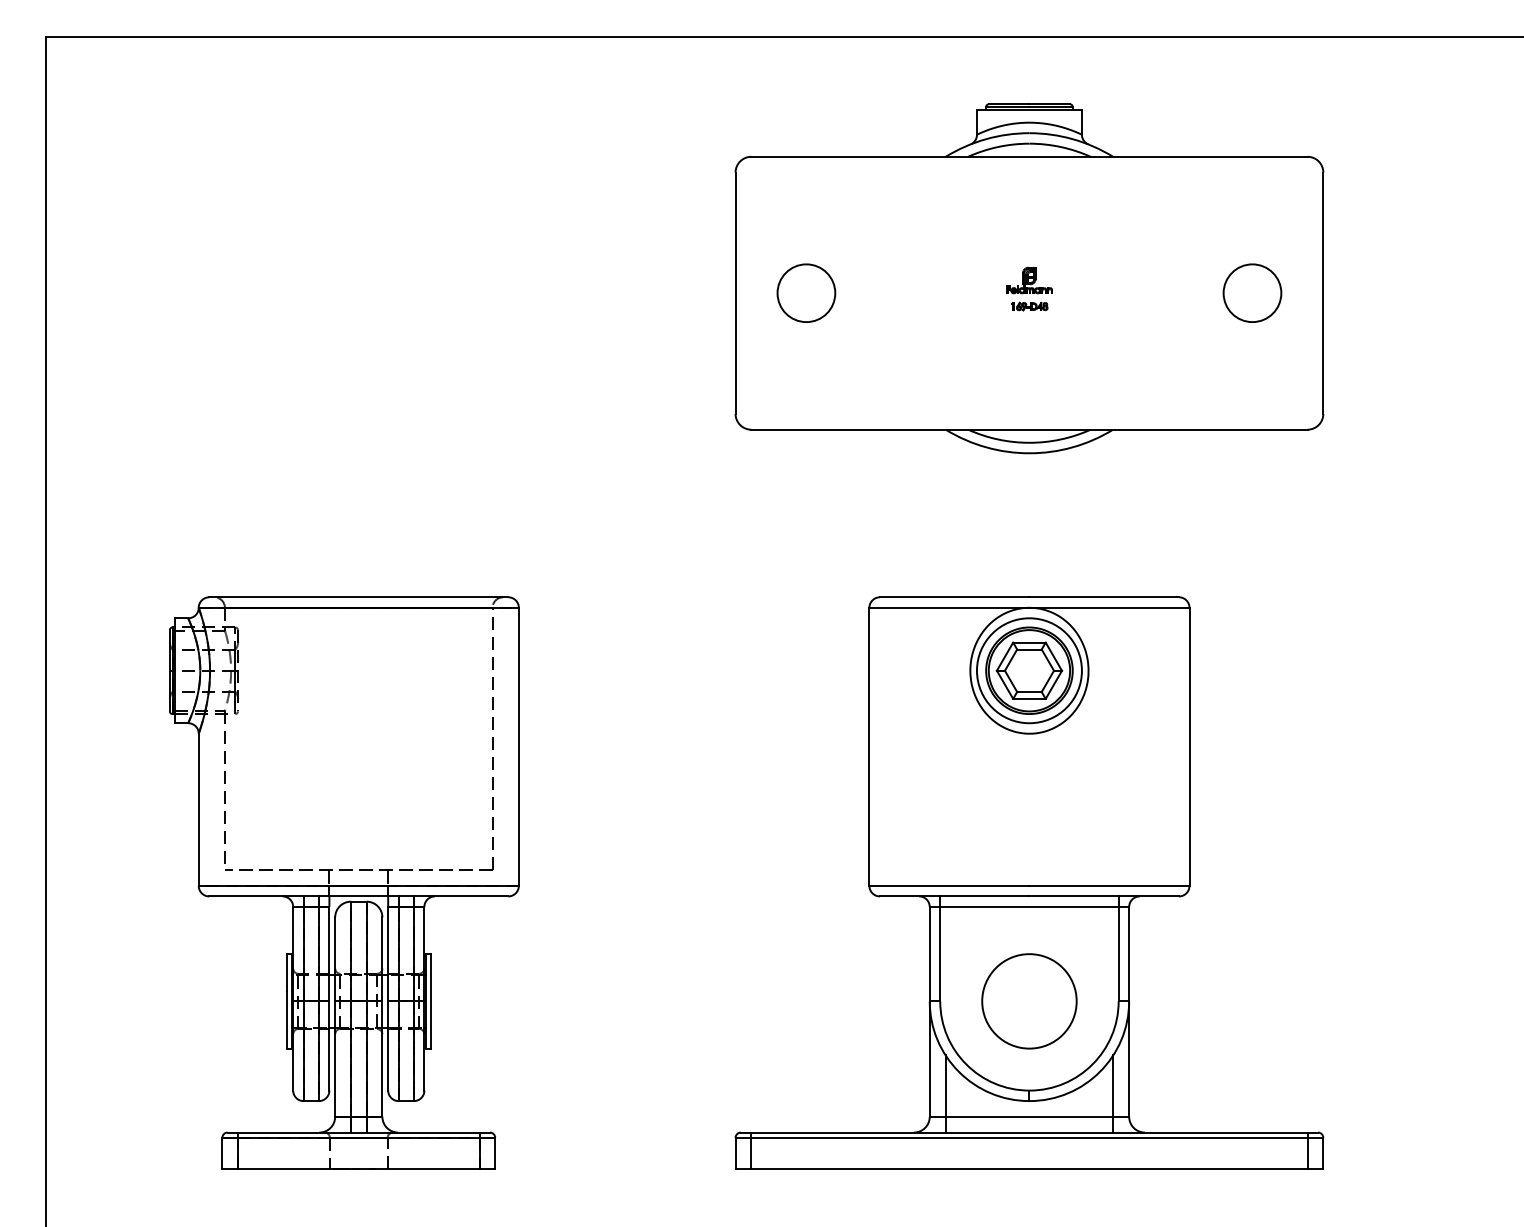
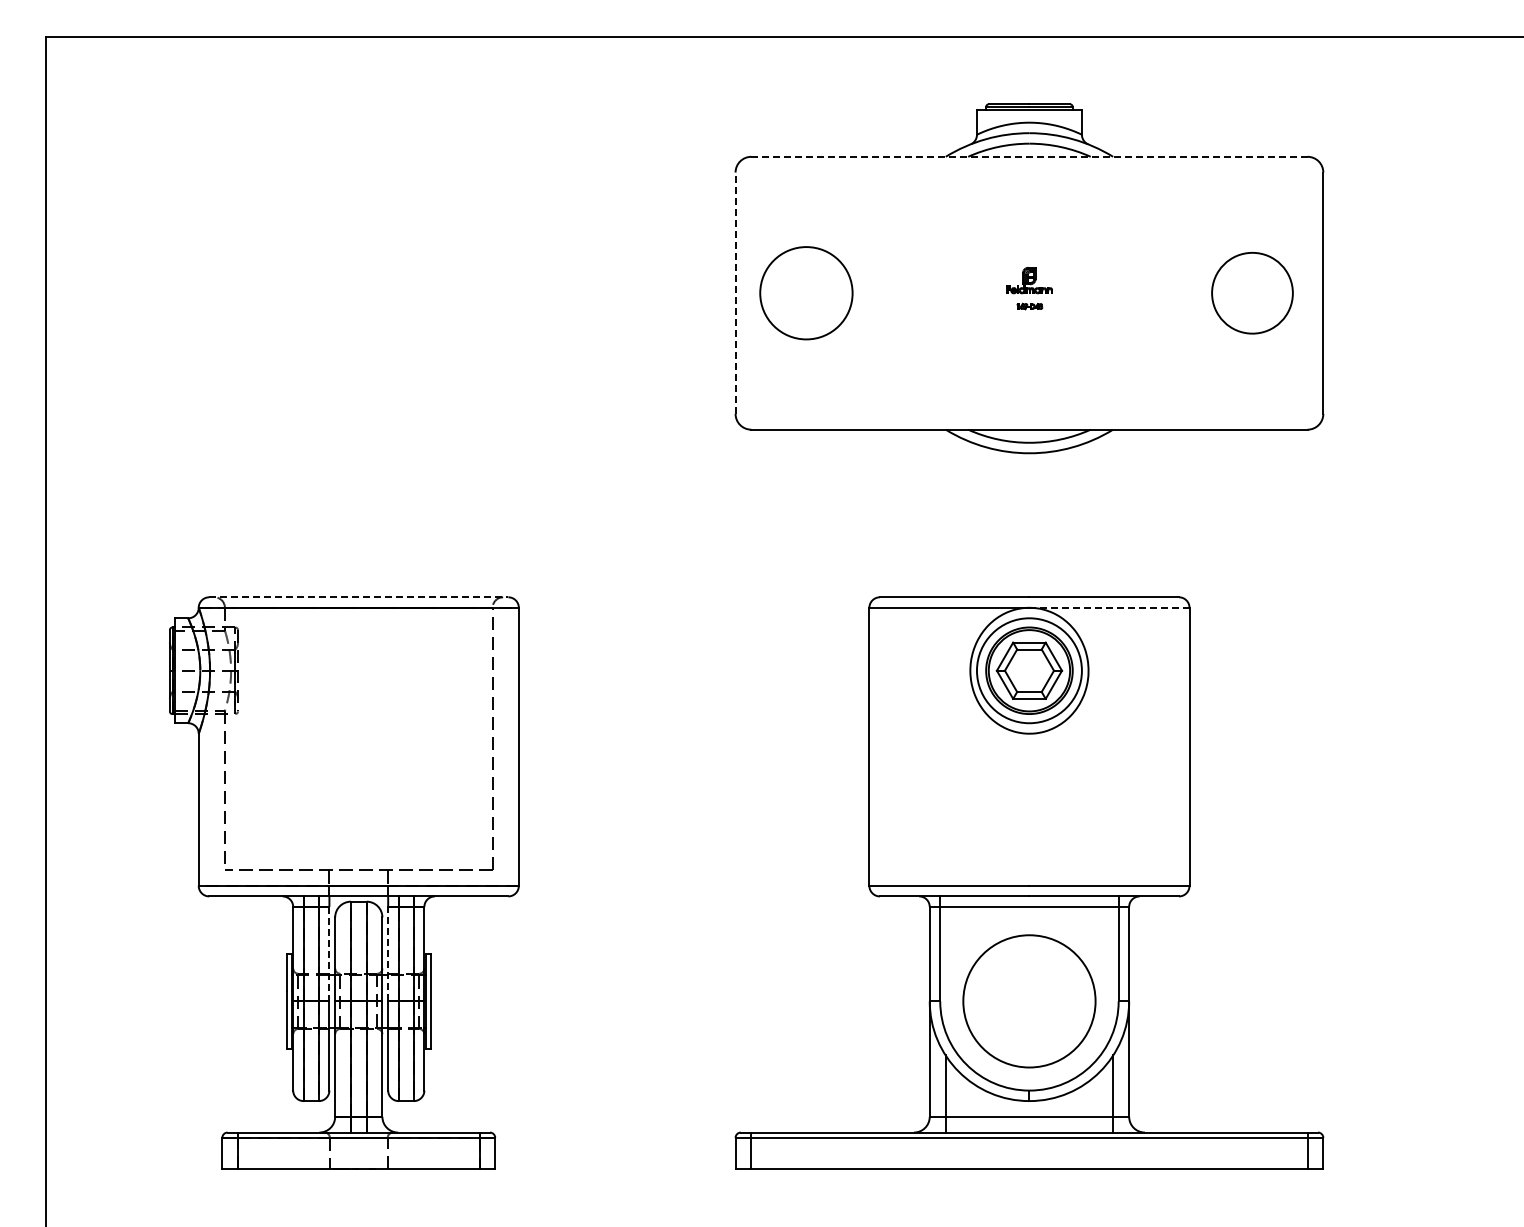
line: solid -> dashed (1029, 156)
line: solid -> dashed (735, 293)
circle diameter: 58 px -> 92 px (806, 293)
circle diameter: 58 px -> 81 px (1252, 292)
part size: 38x11 px -> 28x9 px (1029, 306)
line: solid -> dashed (358, 597)
line: solid -> dashed (1108, 607)
line: solid -> dashed (388, 953)
line: solid -> dashed (329, 954)
circle diameter: 94 px -> 132 px (1029, 1001)
